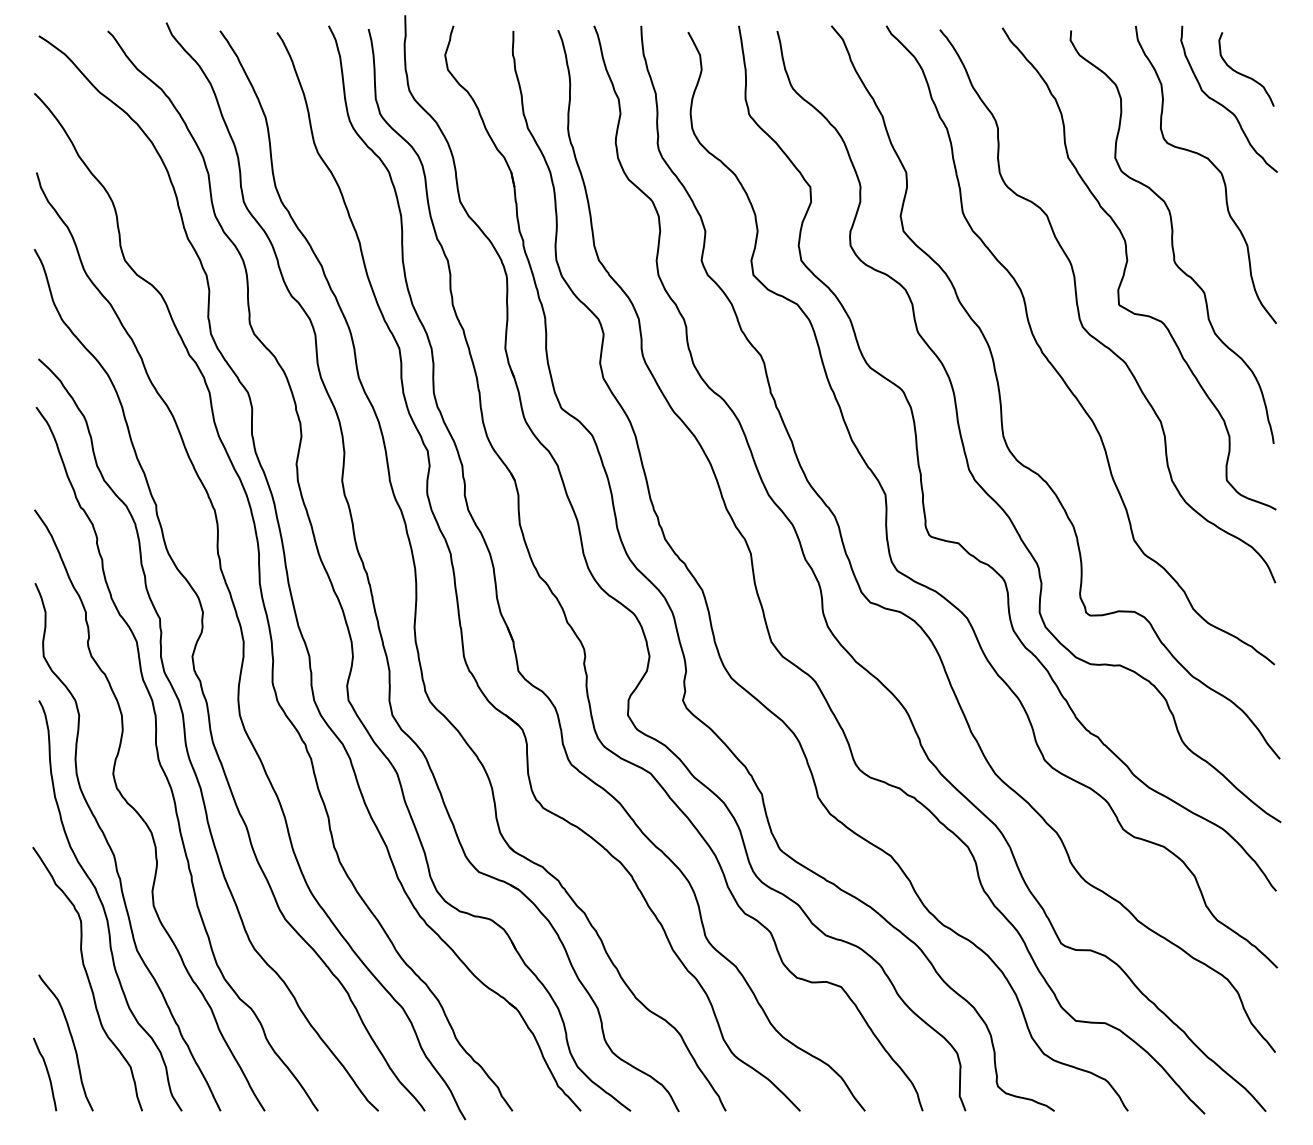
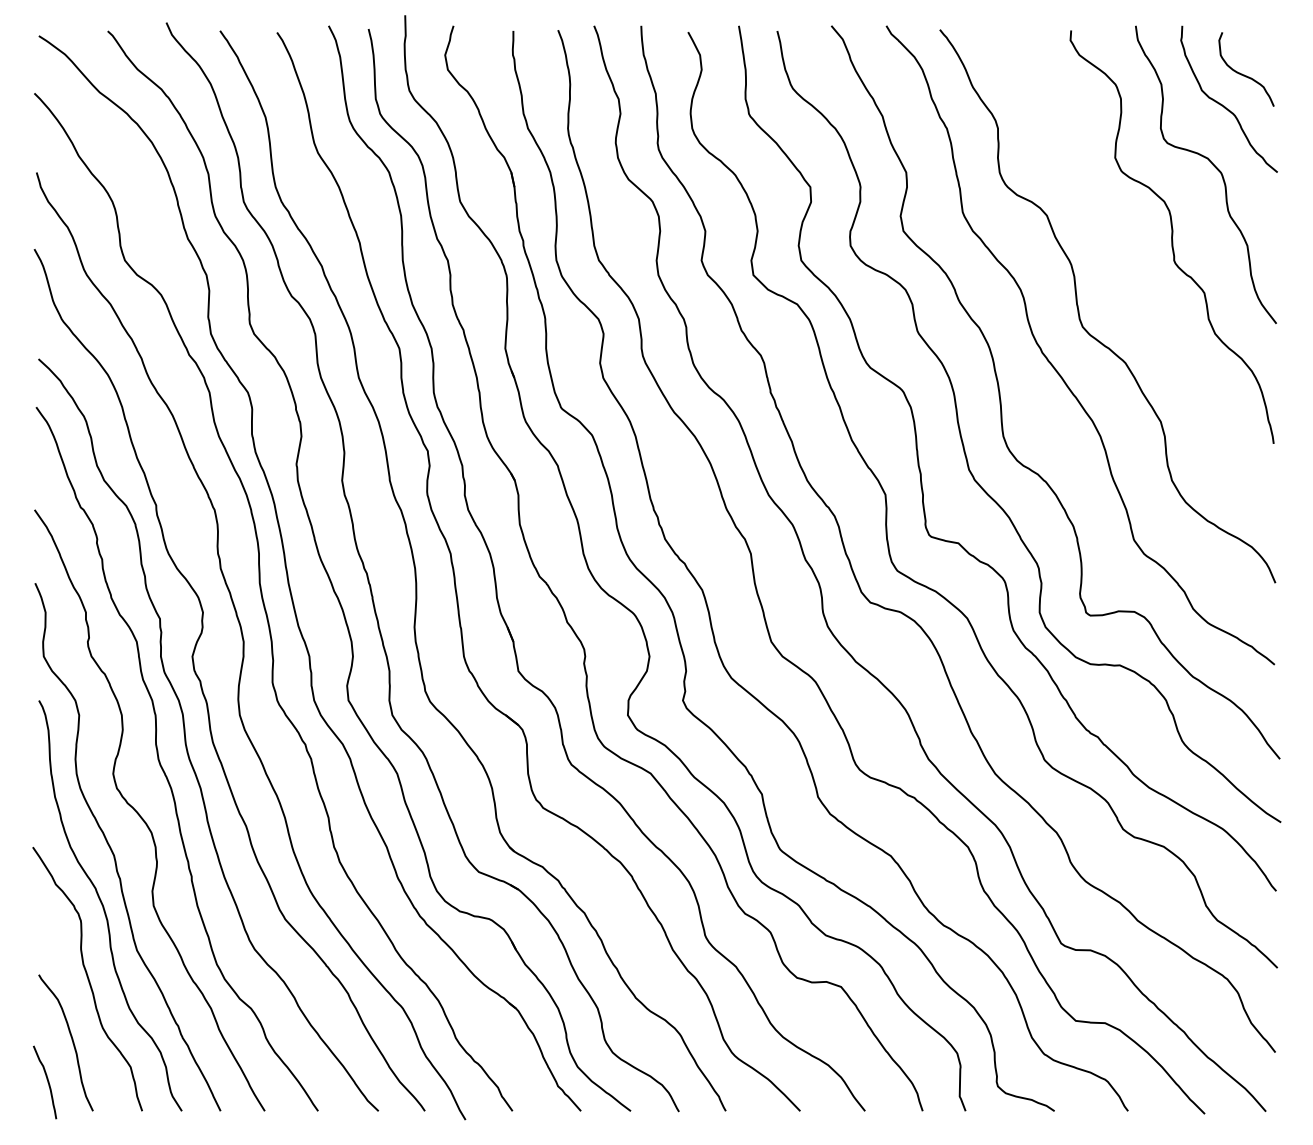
curve: present -> none (1127, 264)
curve position: (47, 1074) -> (47, 1082) (47, 1082)
